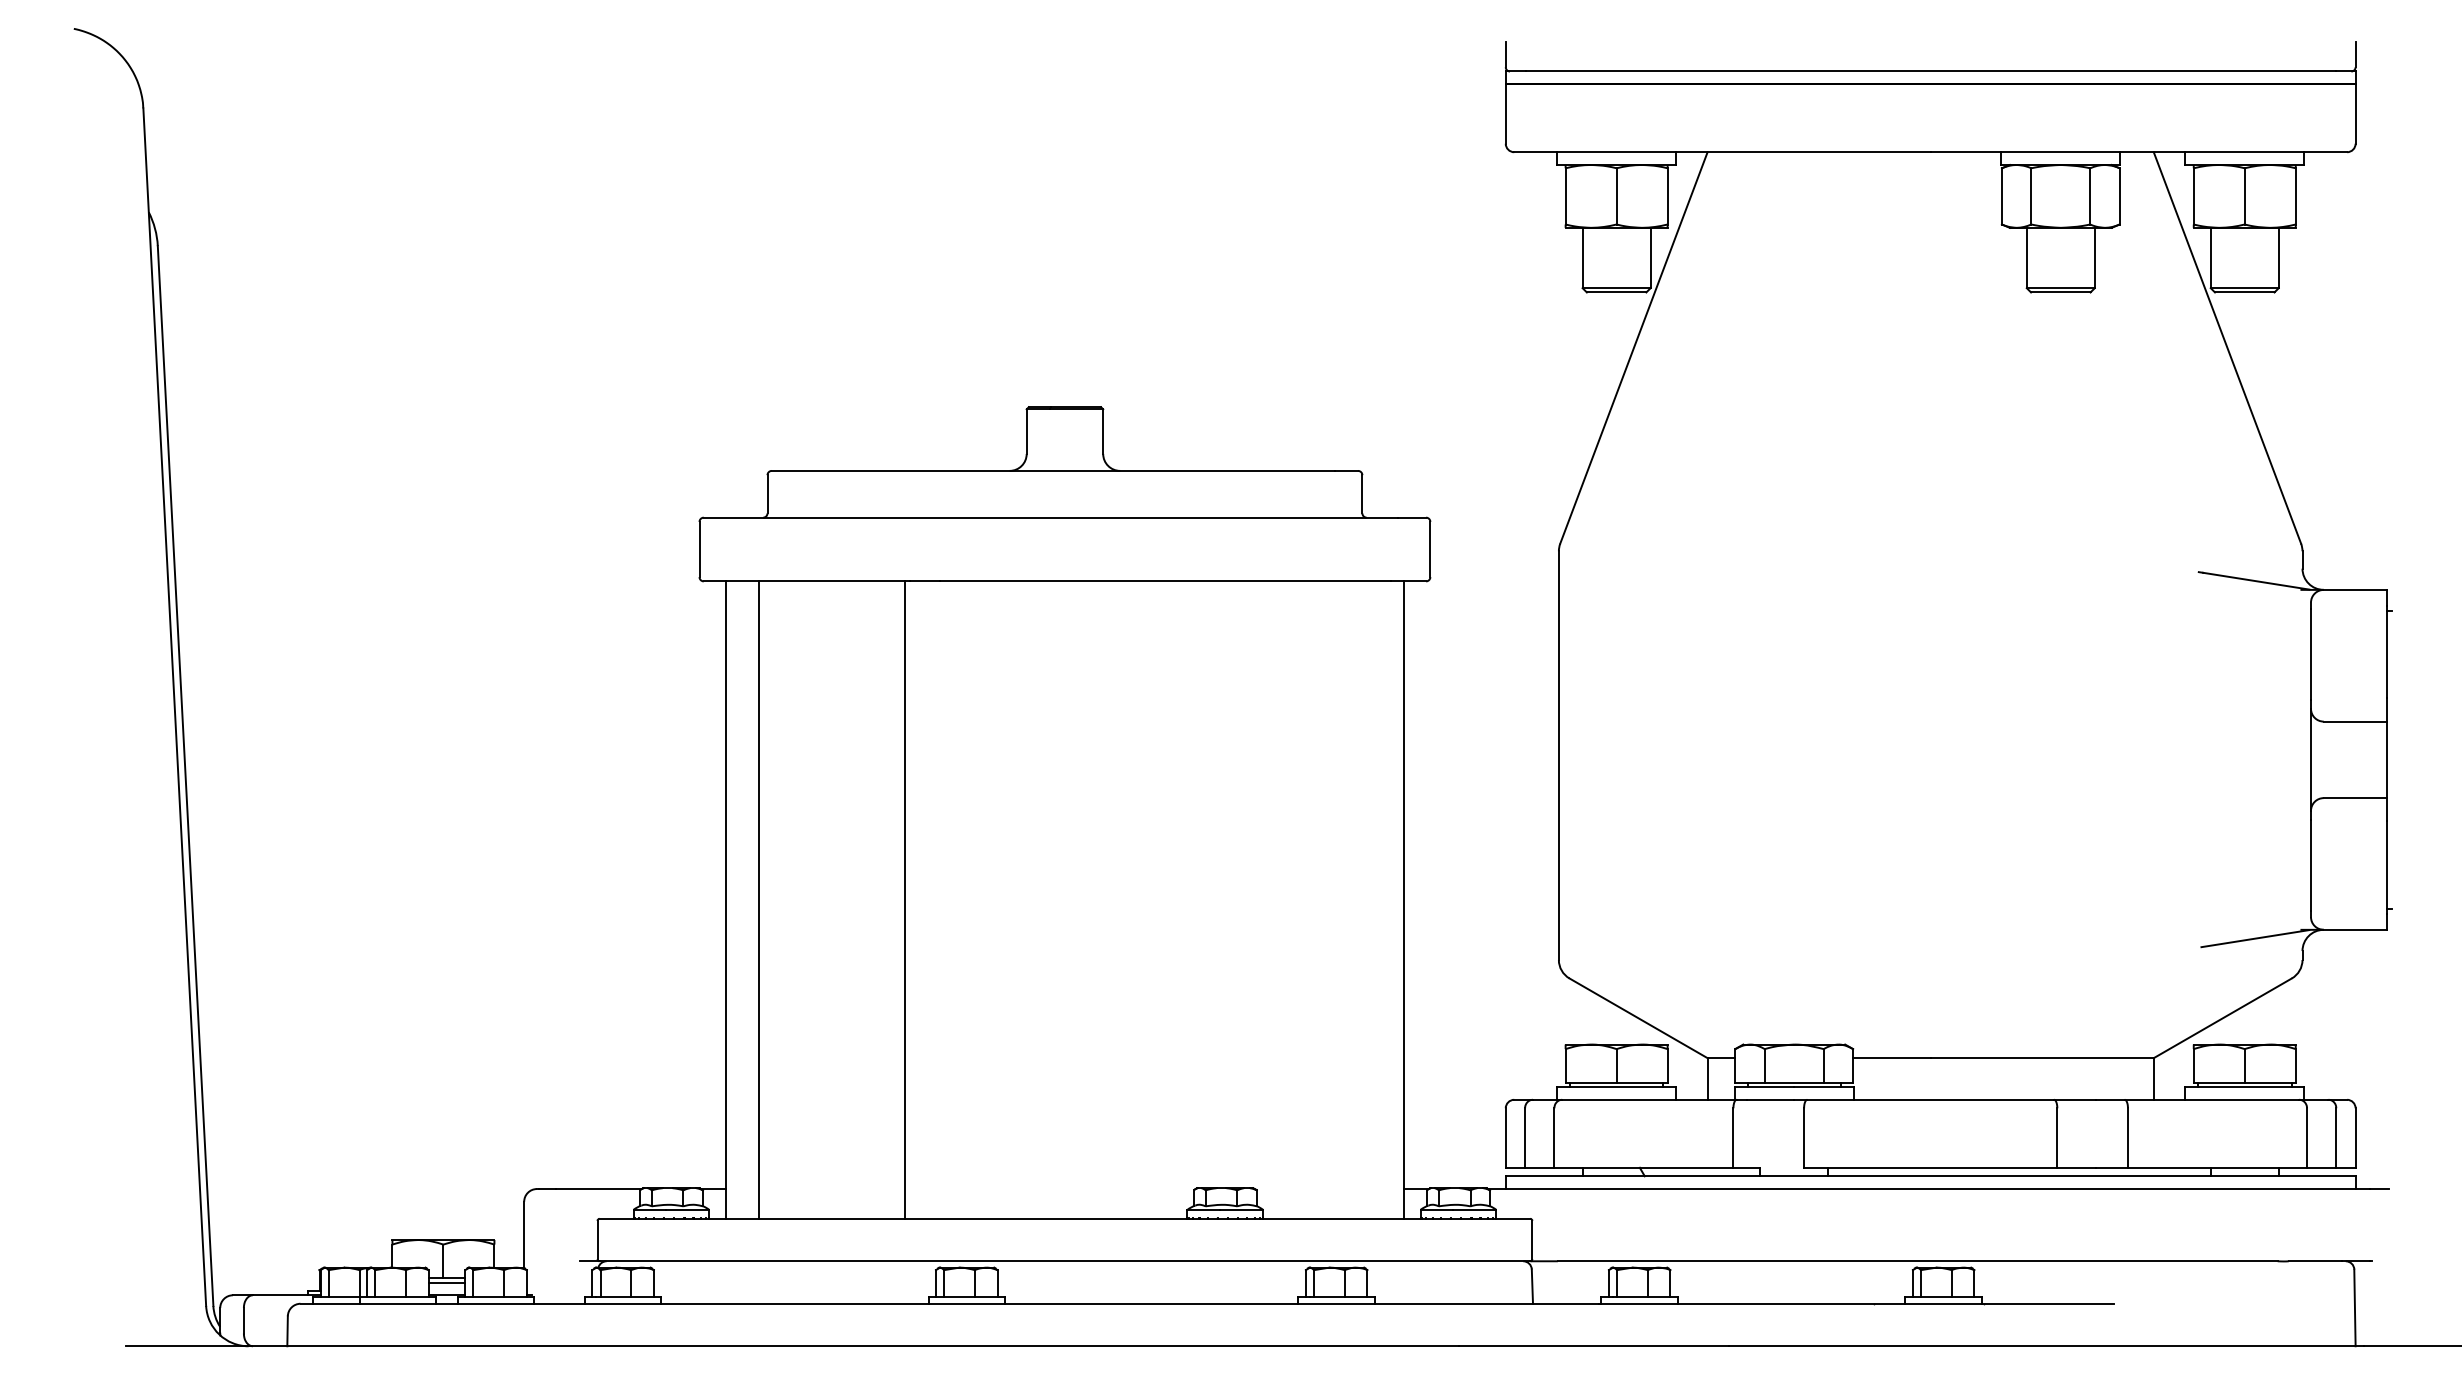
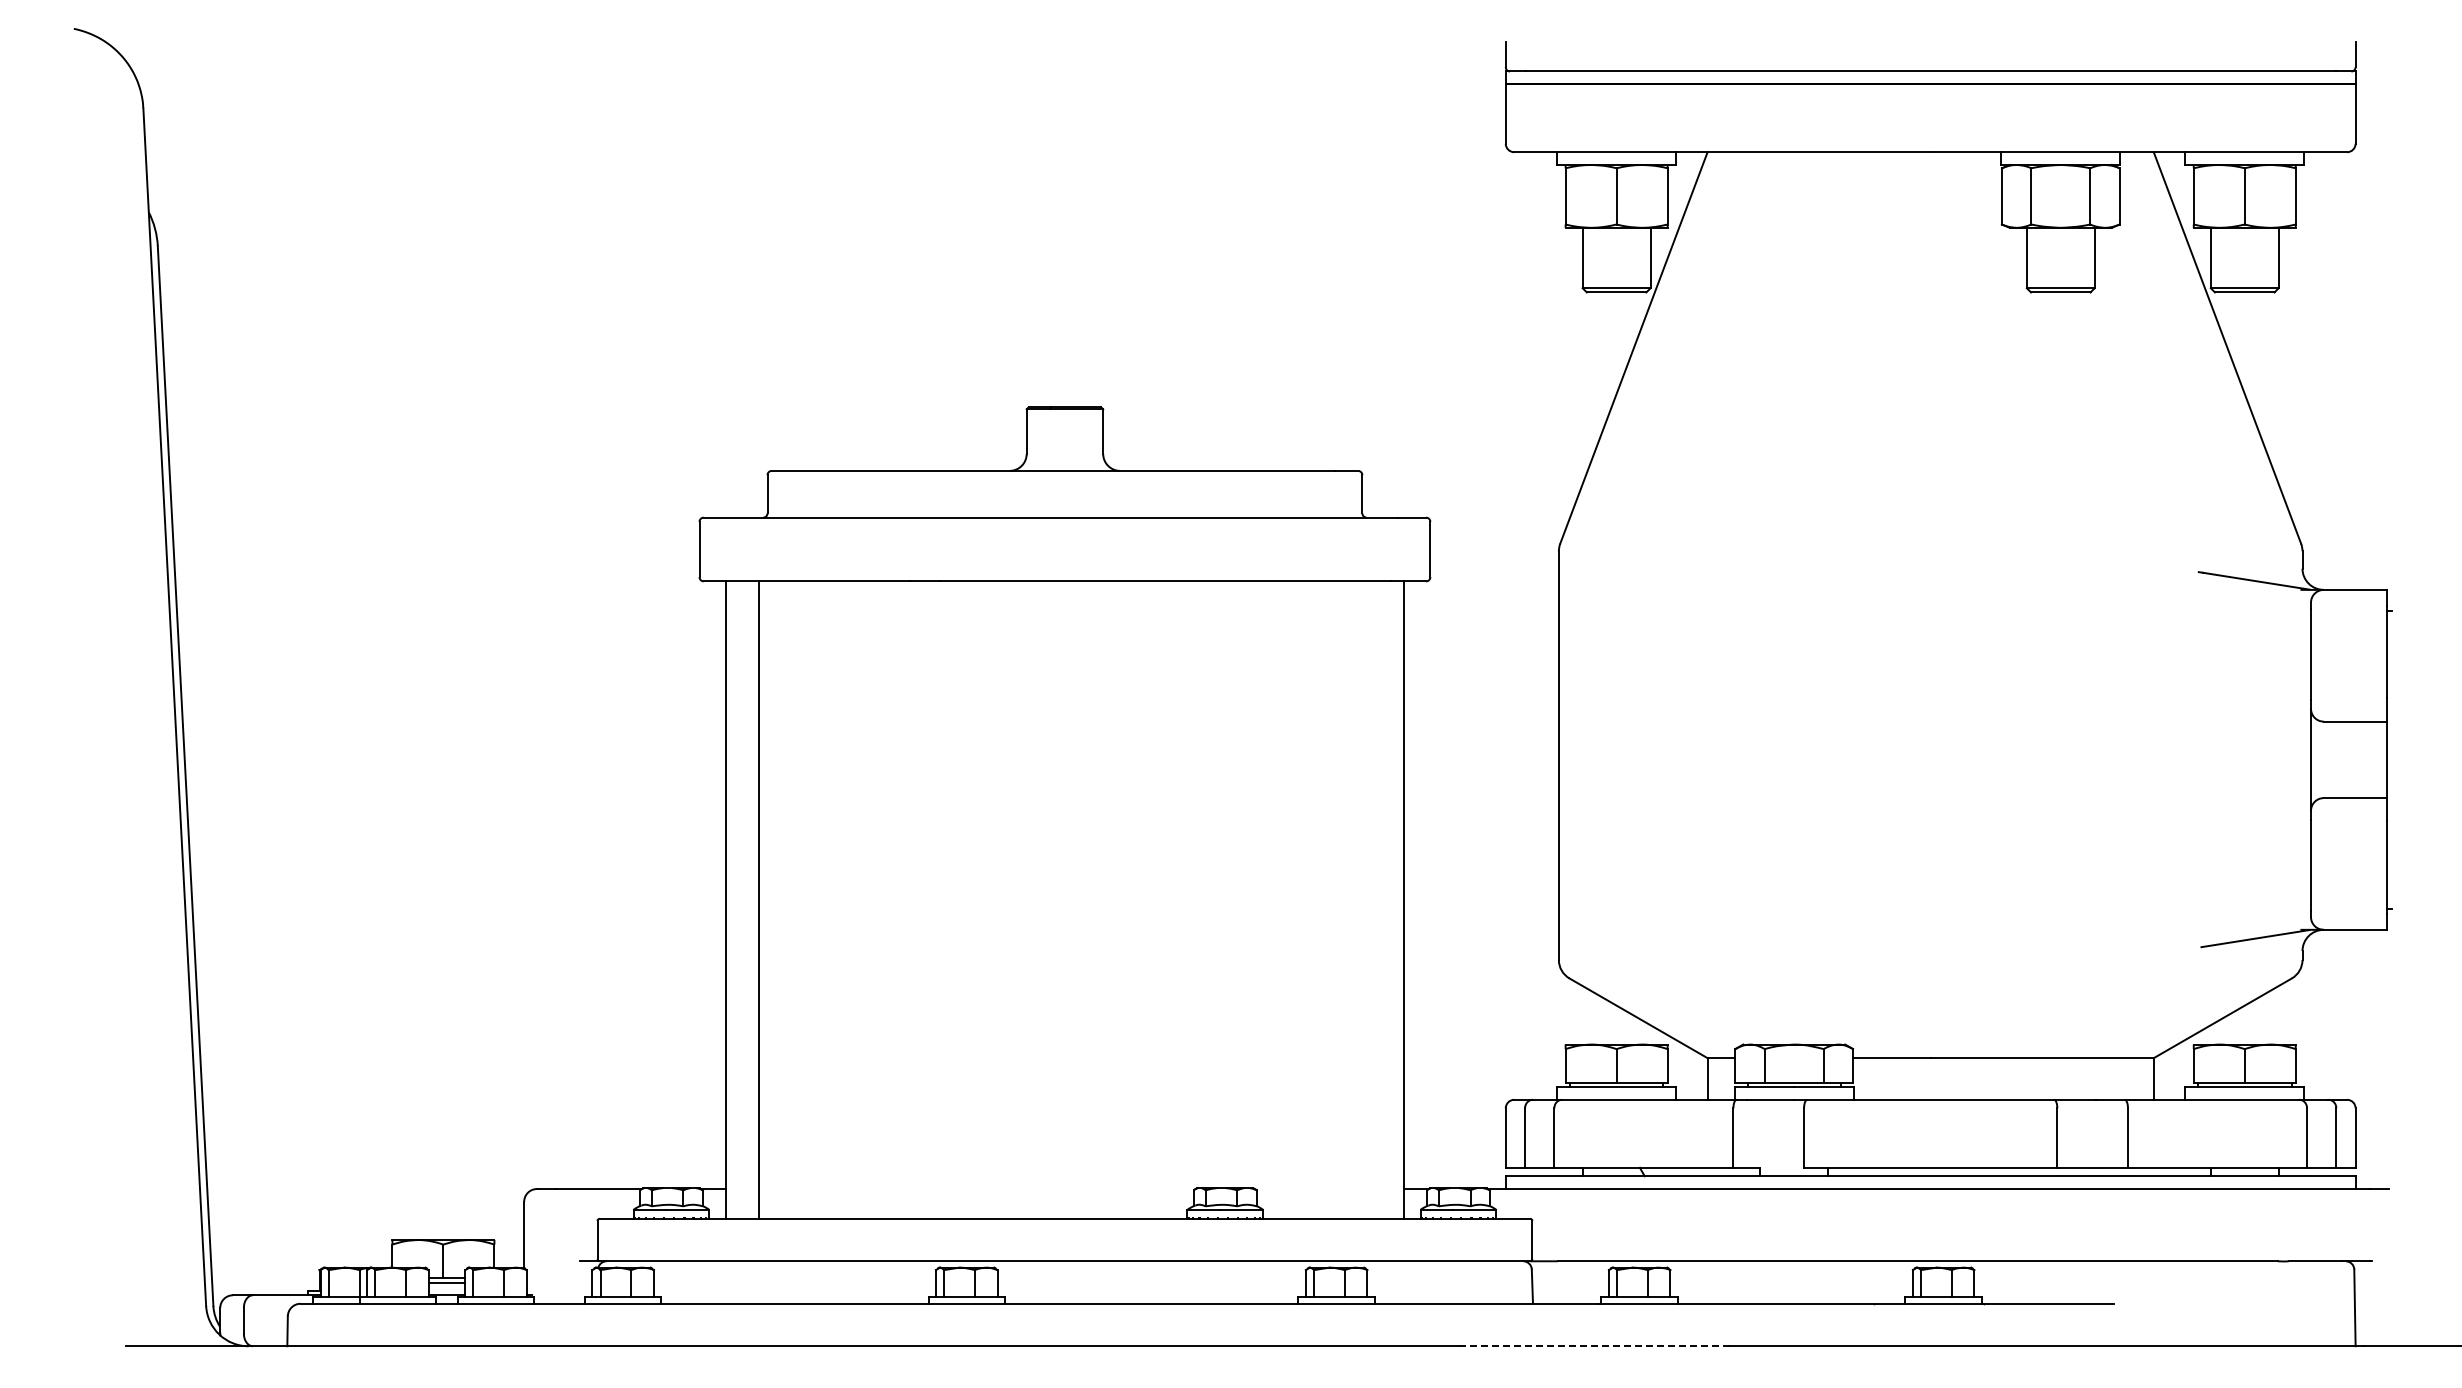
line: present -> none (904, 899)
line: solid -> dashed (1594, 1346)
